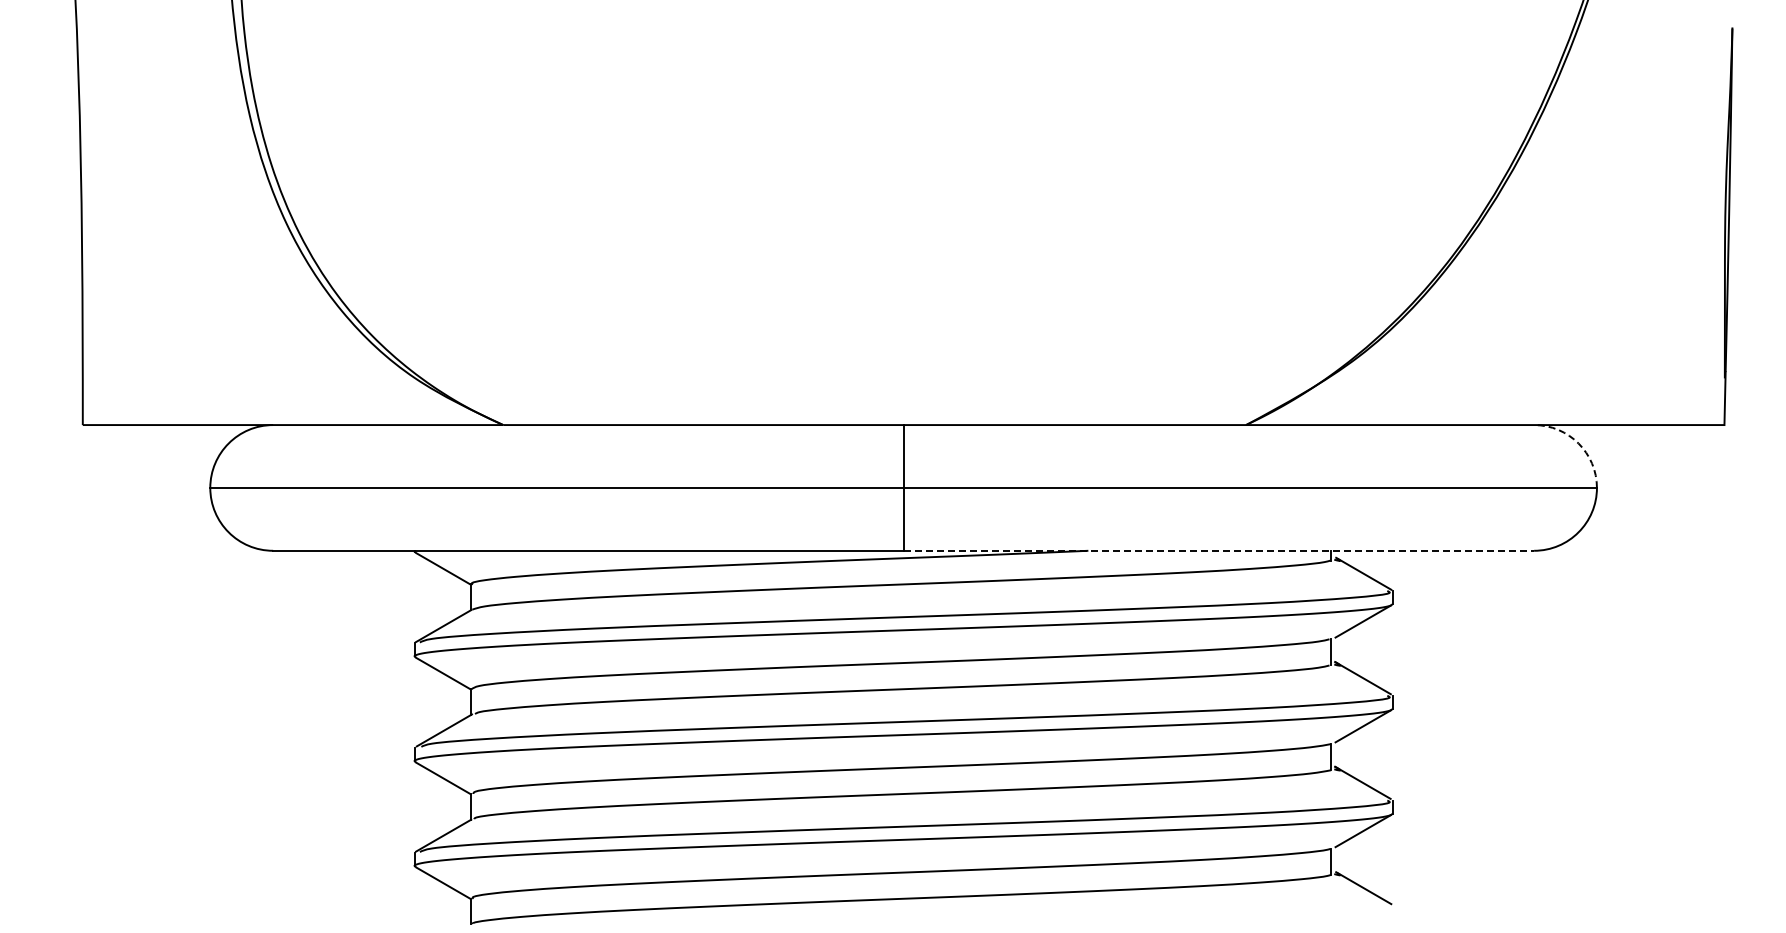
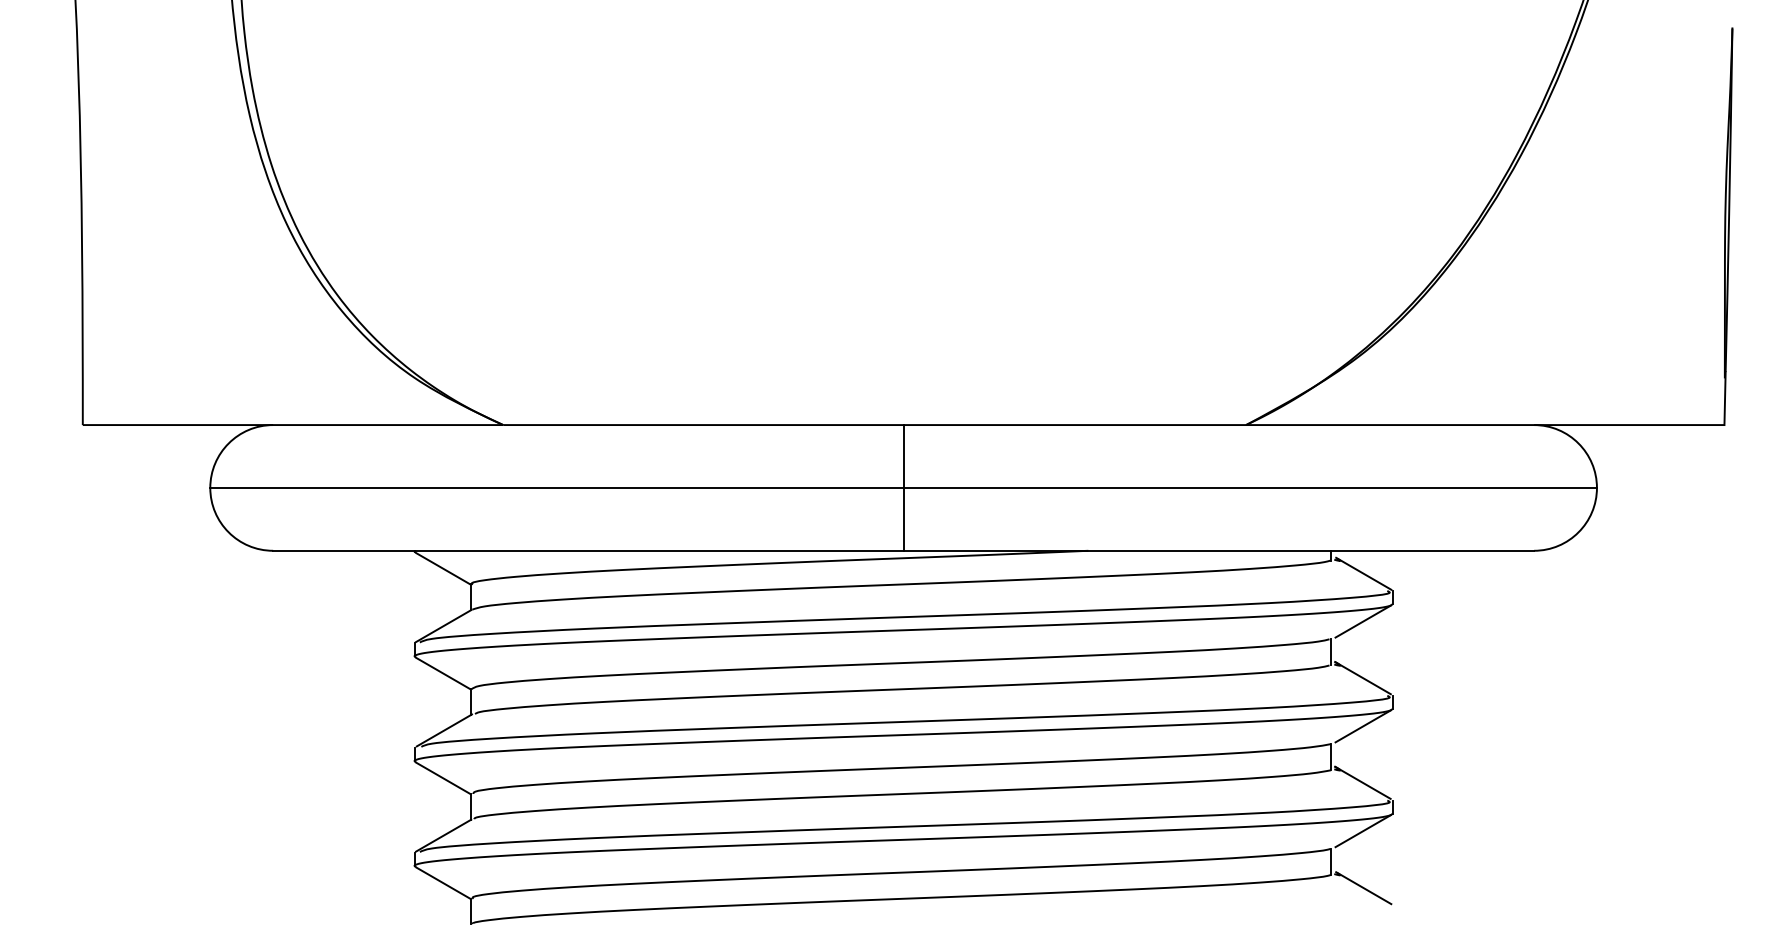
arc: dashed -> solid (1578, 443)
line: dashed -> solid (1219, 550)
